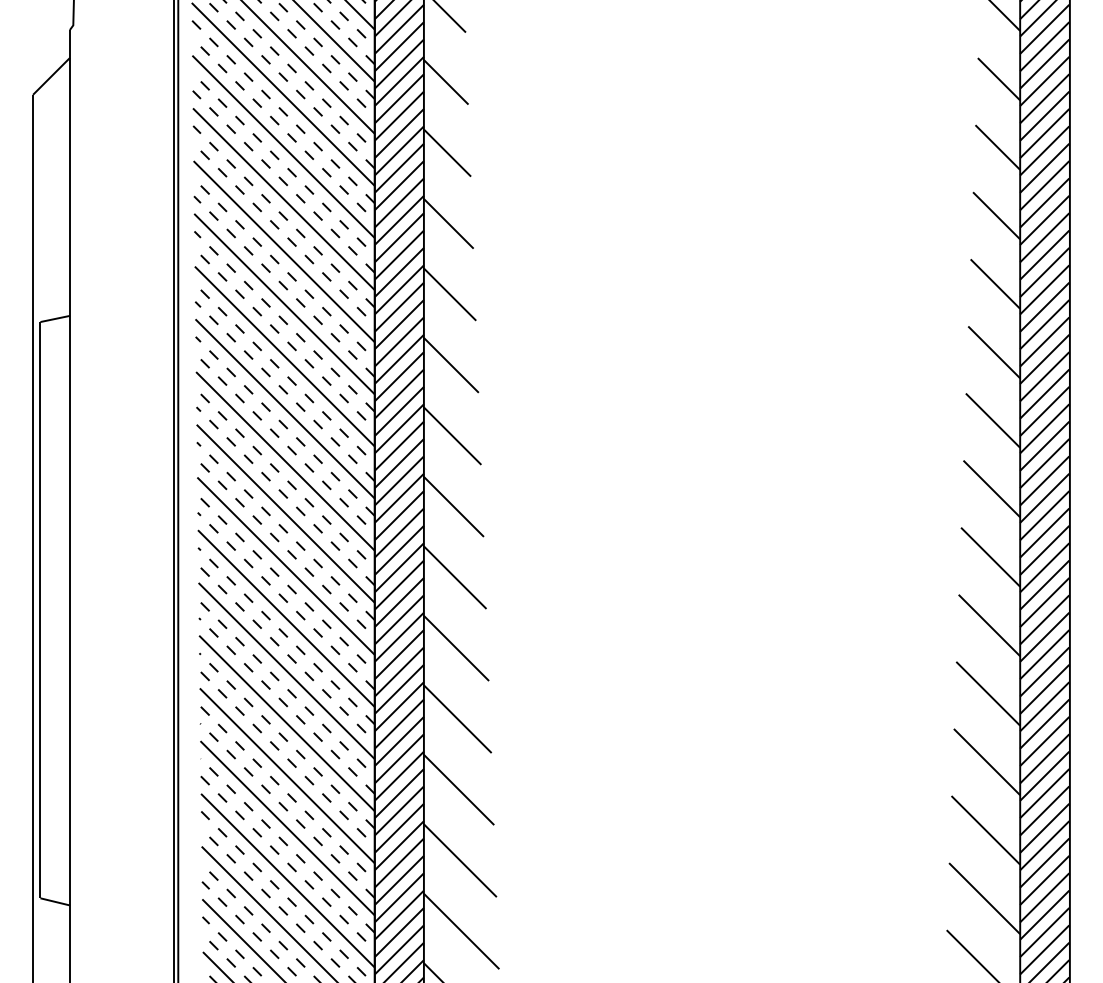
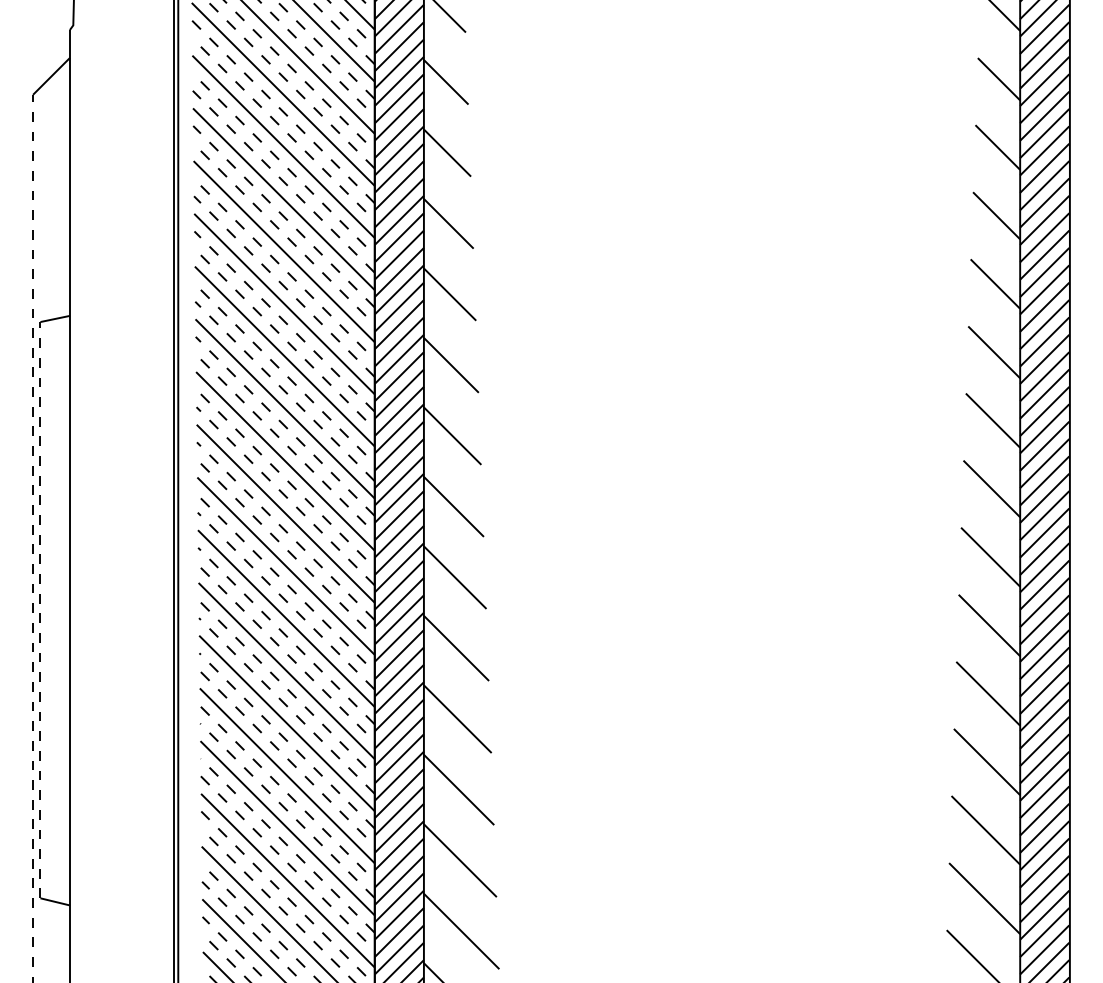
line: solid -> dashed (33, 538)
line: solid -> dashed (40, 609)
